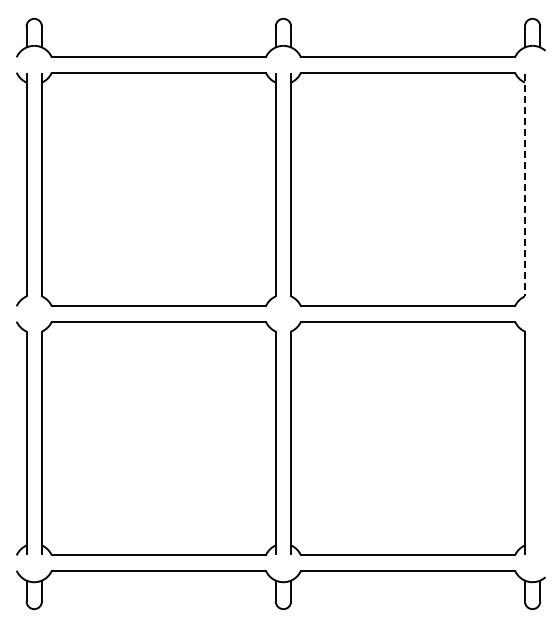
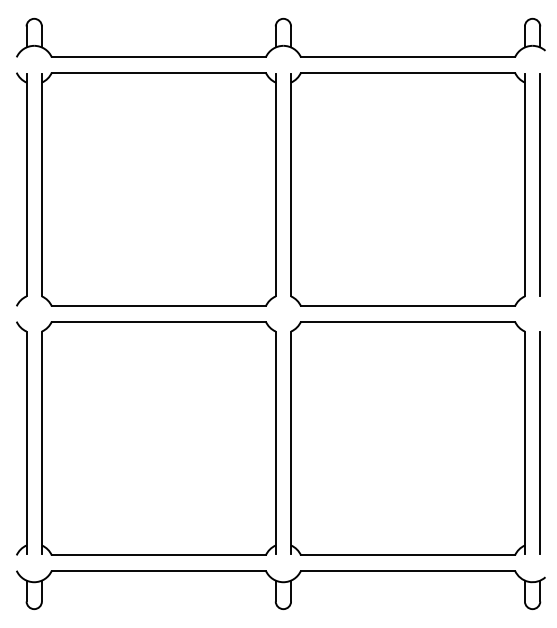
line: none -> present (539, 184)
line: dashed -> solid (524, 185)
line: none -> present (540, 442)
